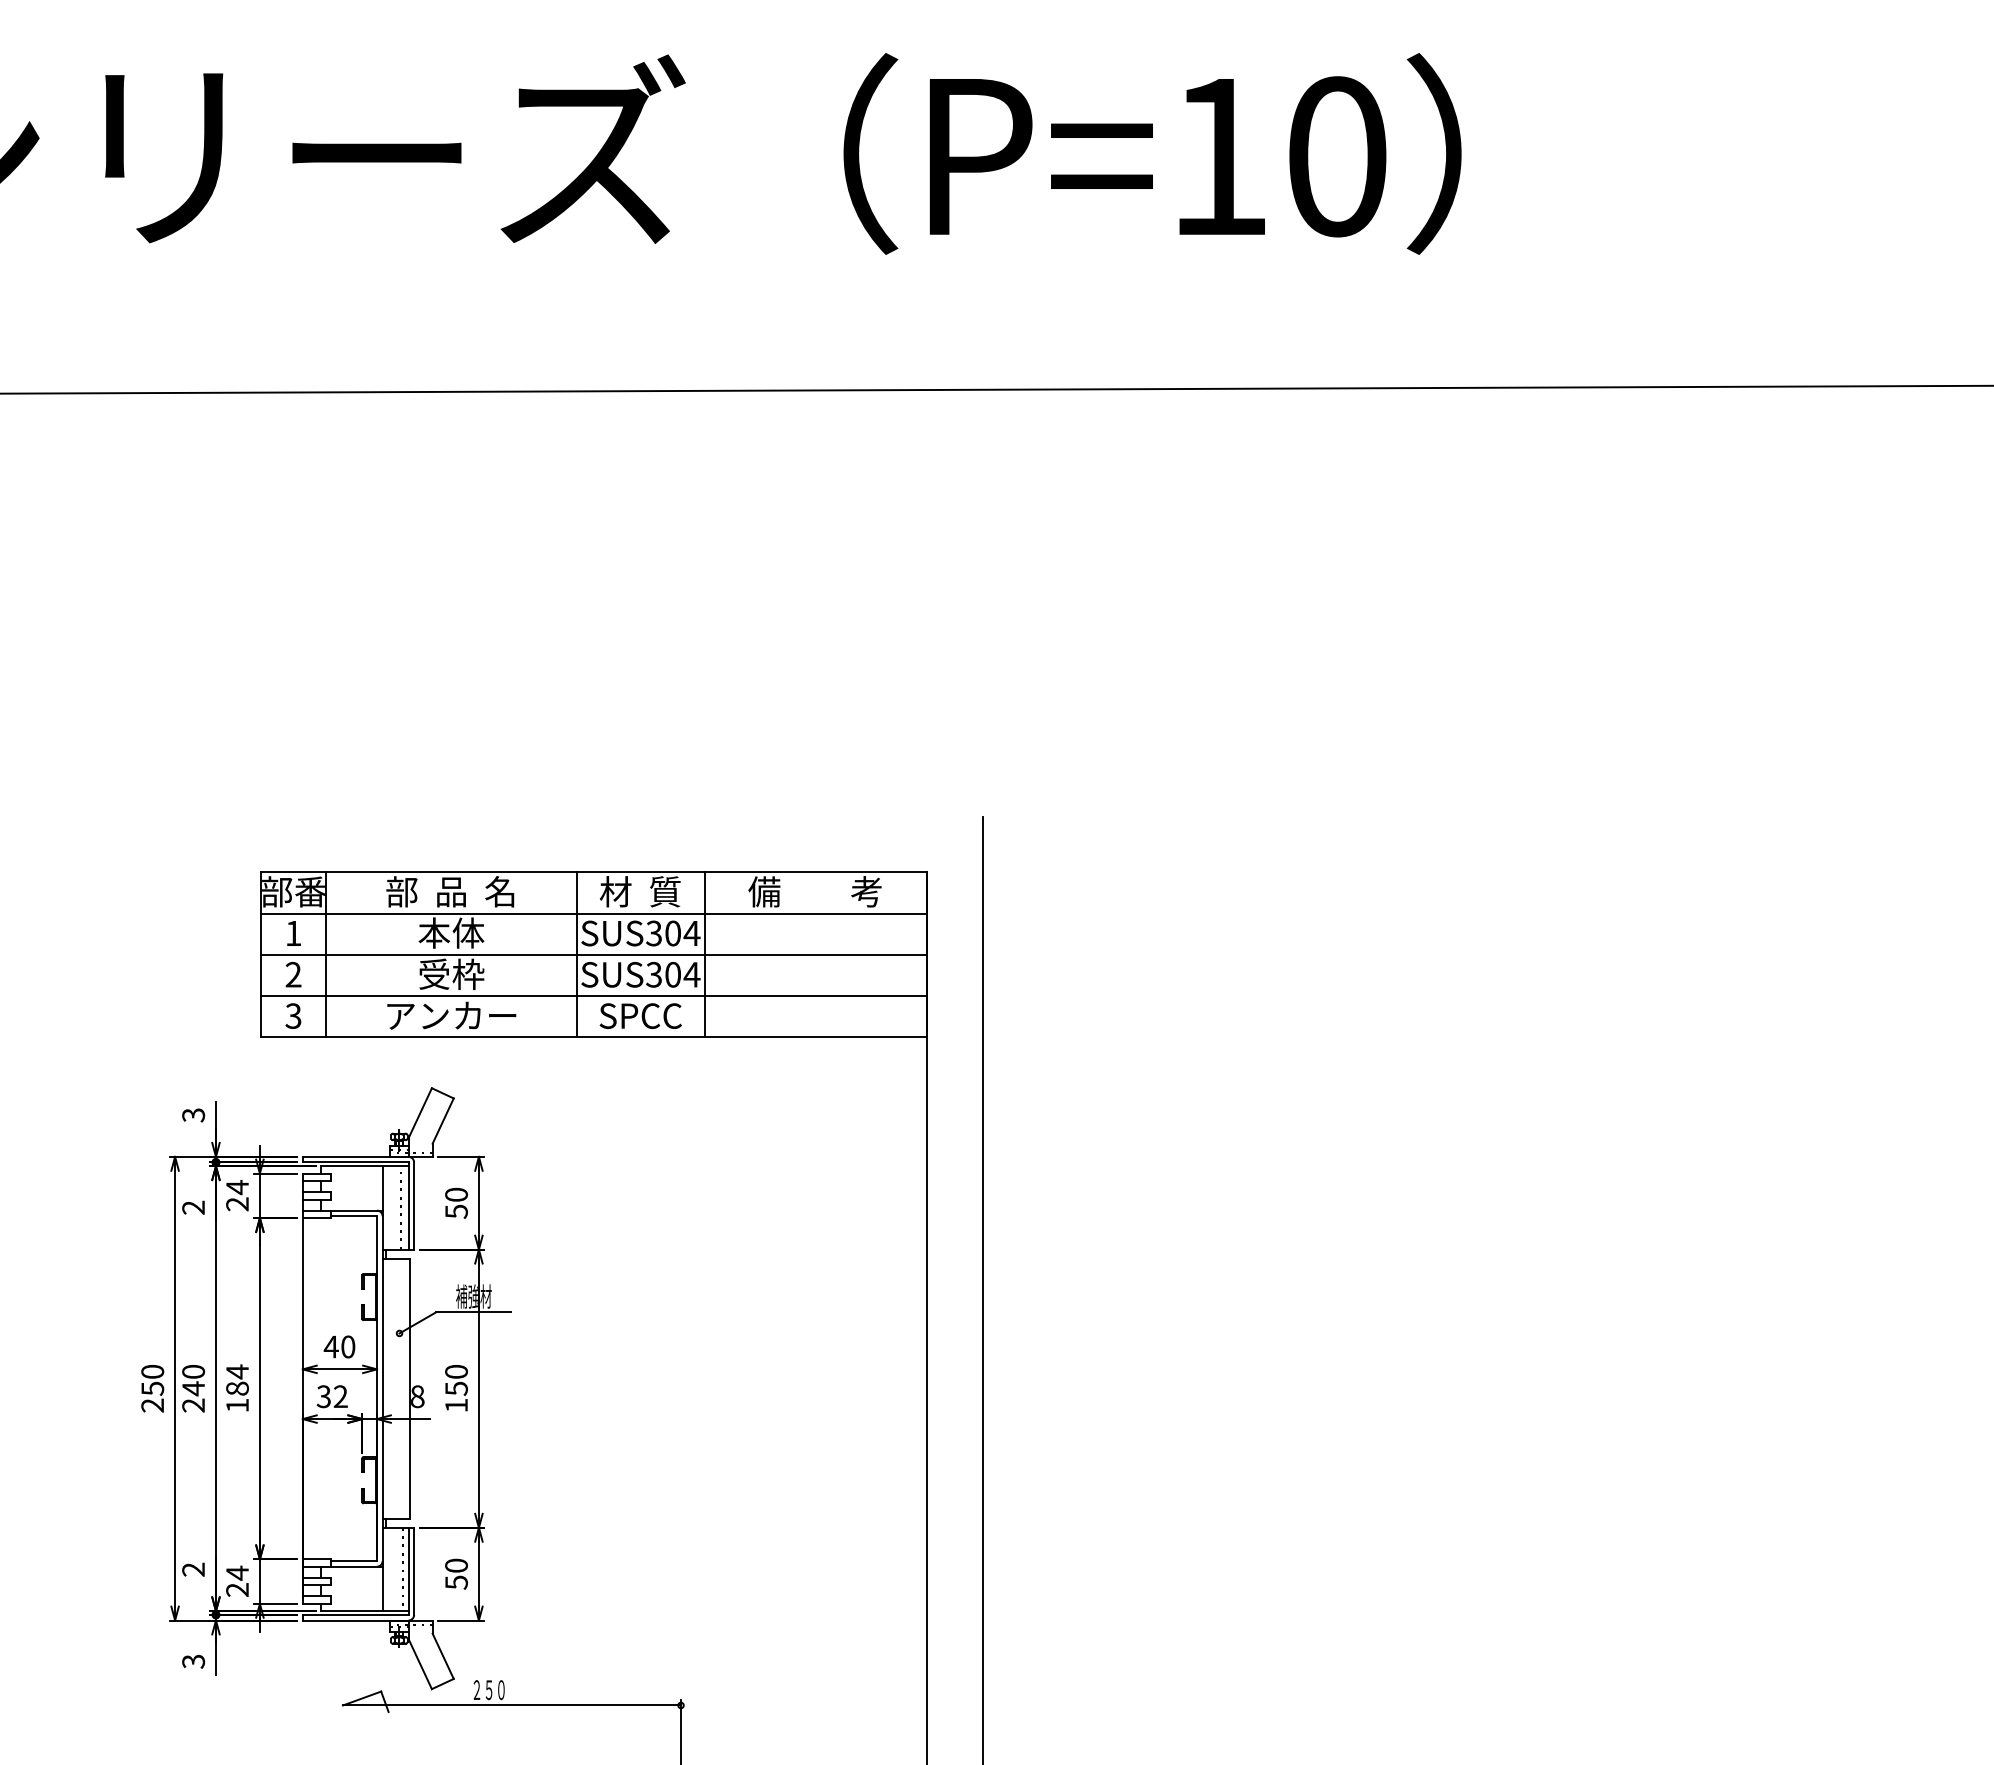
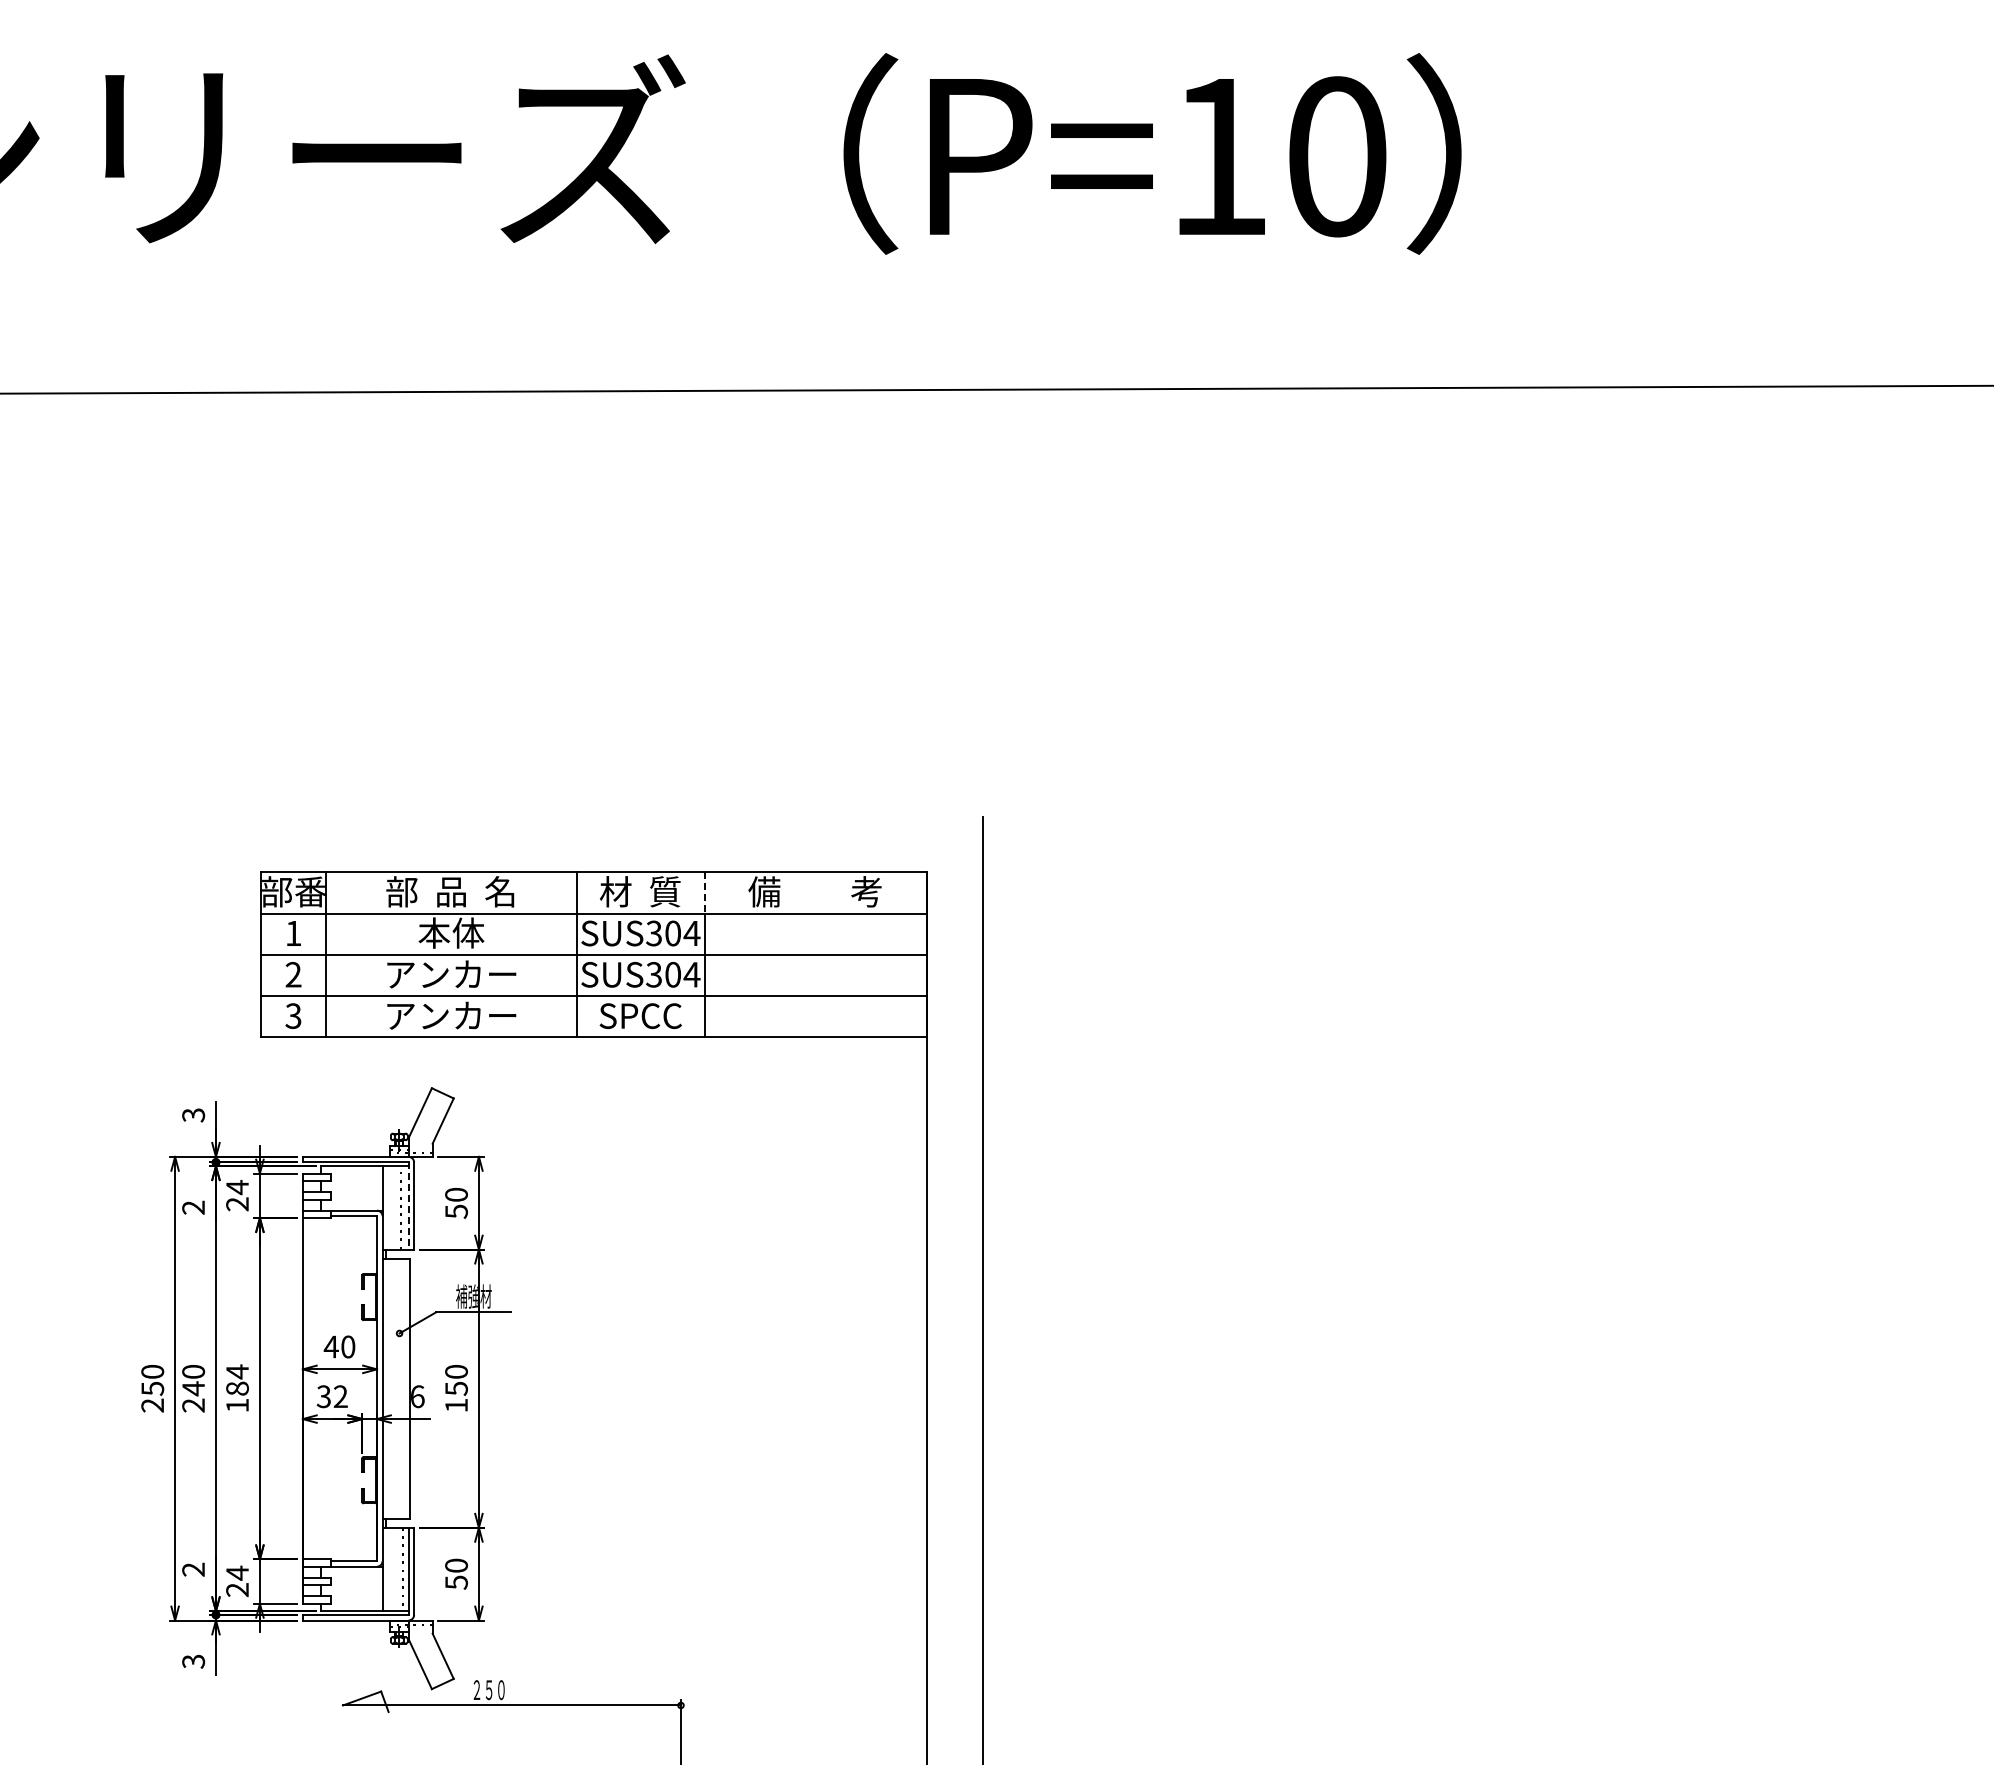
line: solid -> dashed (704, 892)
text: 受枠 -> アンカー (451, 974)
line: solid -> dashed (408, 1206)
text: 8 -> 6 (417, 1396)
